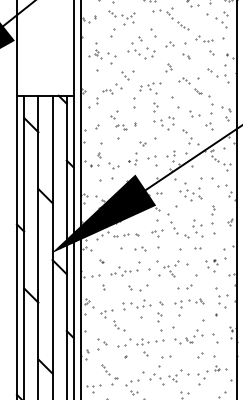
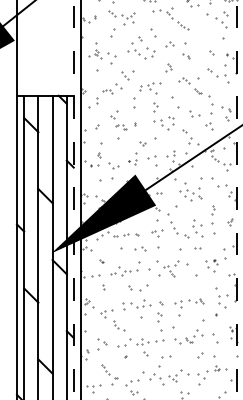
part: present -> none (204, 38)
line: solid -> dashed (73, 200)
line: solid -> dashed (237, 200)
part: present -> none (184, 286)
